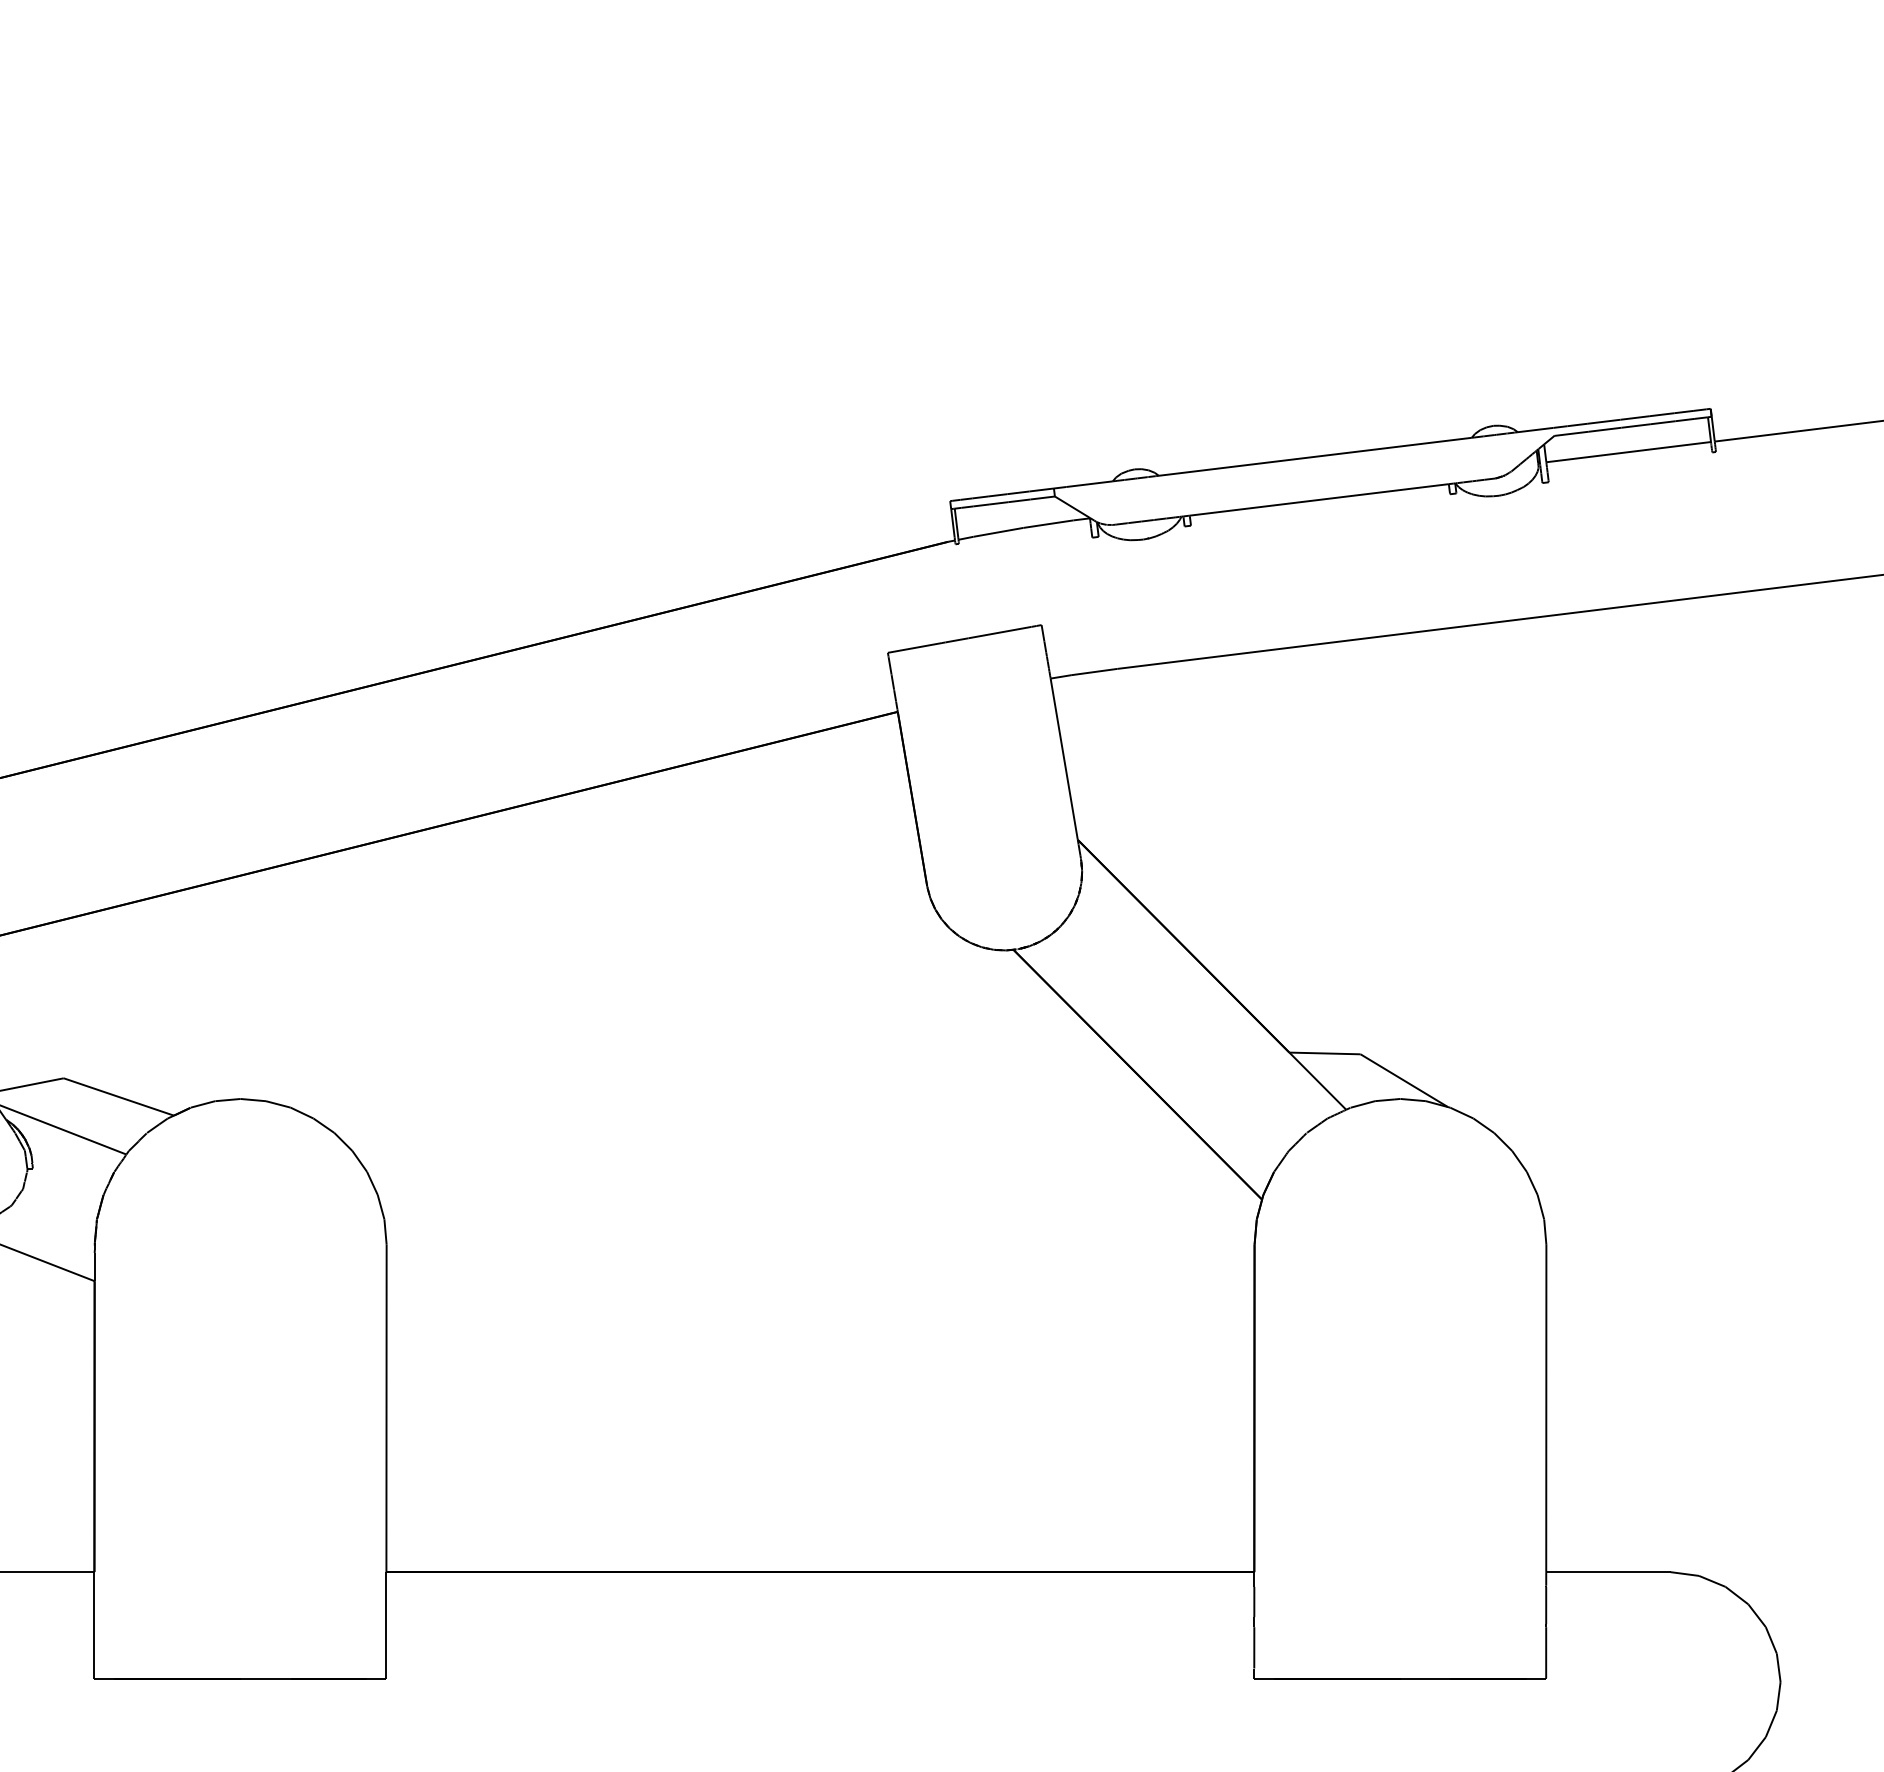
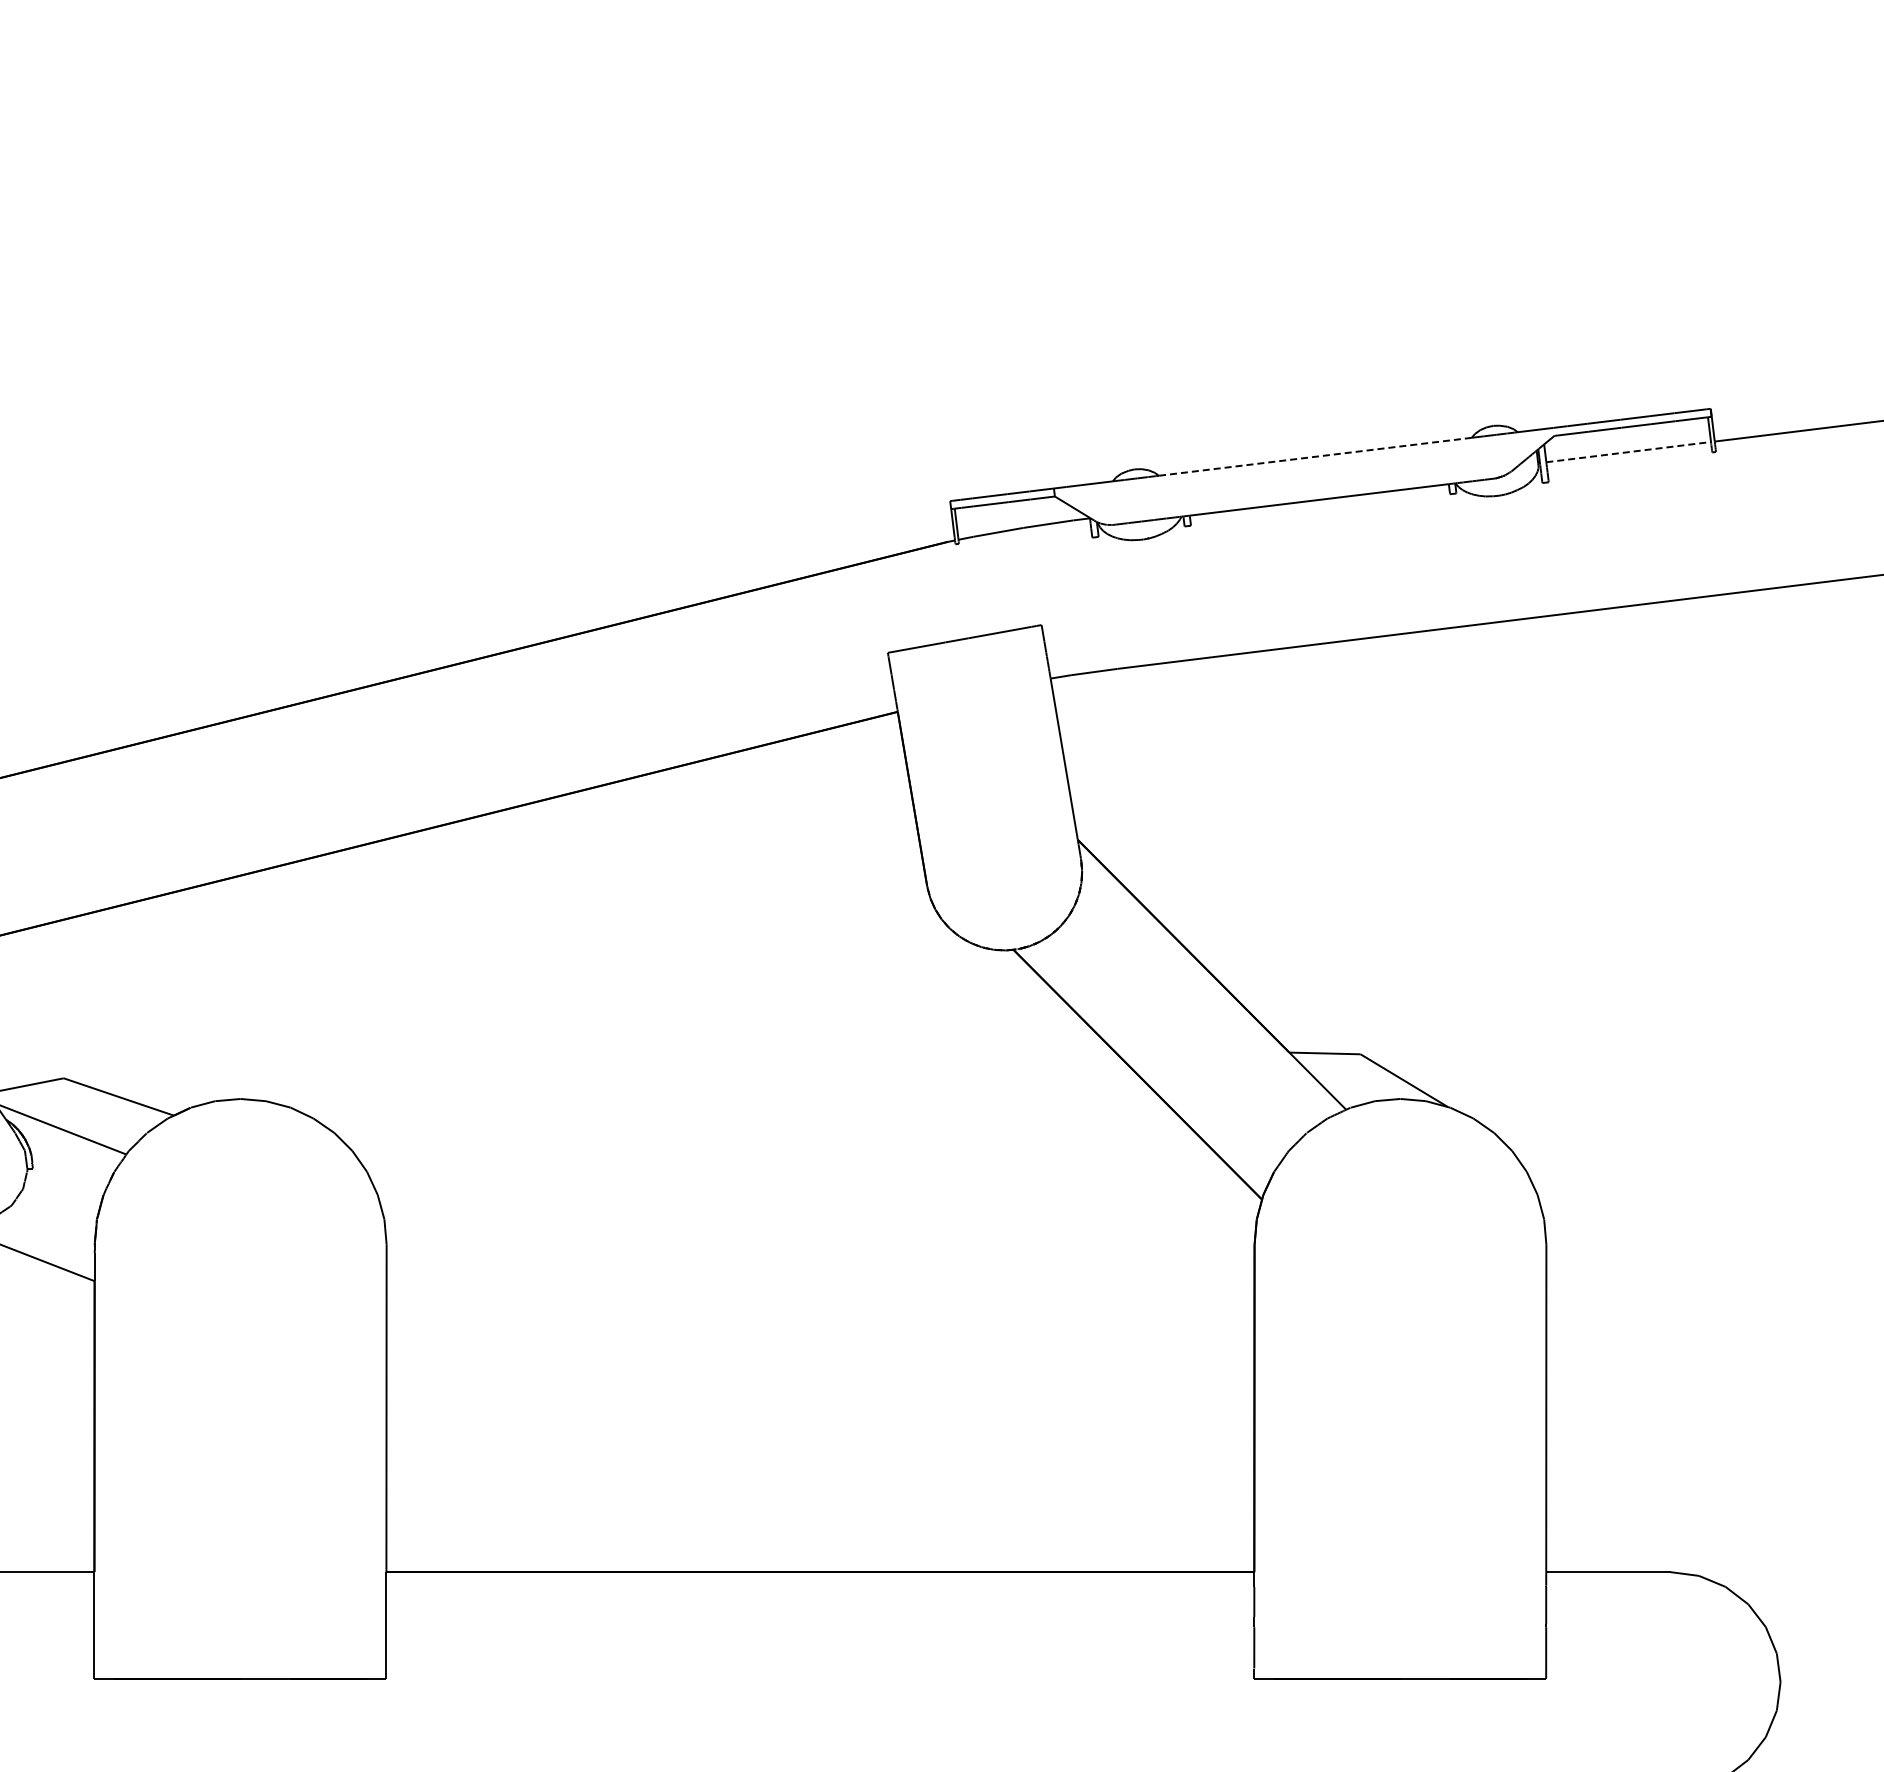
line: solid -> dashed (1628, 452)
line: solid -> dashed (1315, 456)
